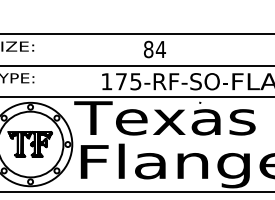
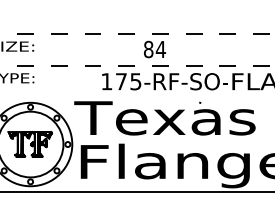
line: solid -> dashed (137, 33)
line: solid -> dashed (137, 65)
line: present -> none (136, 97)
